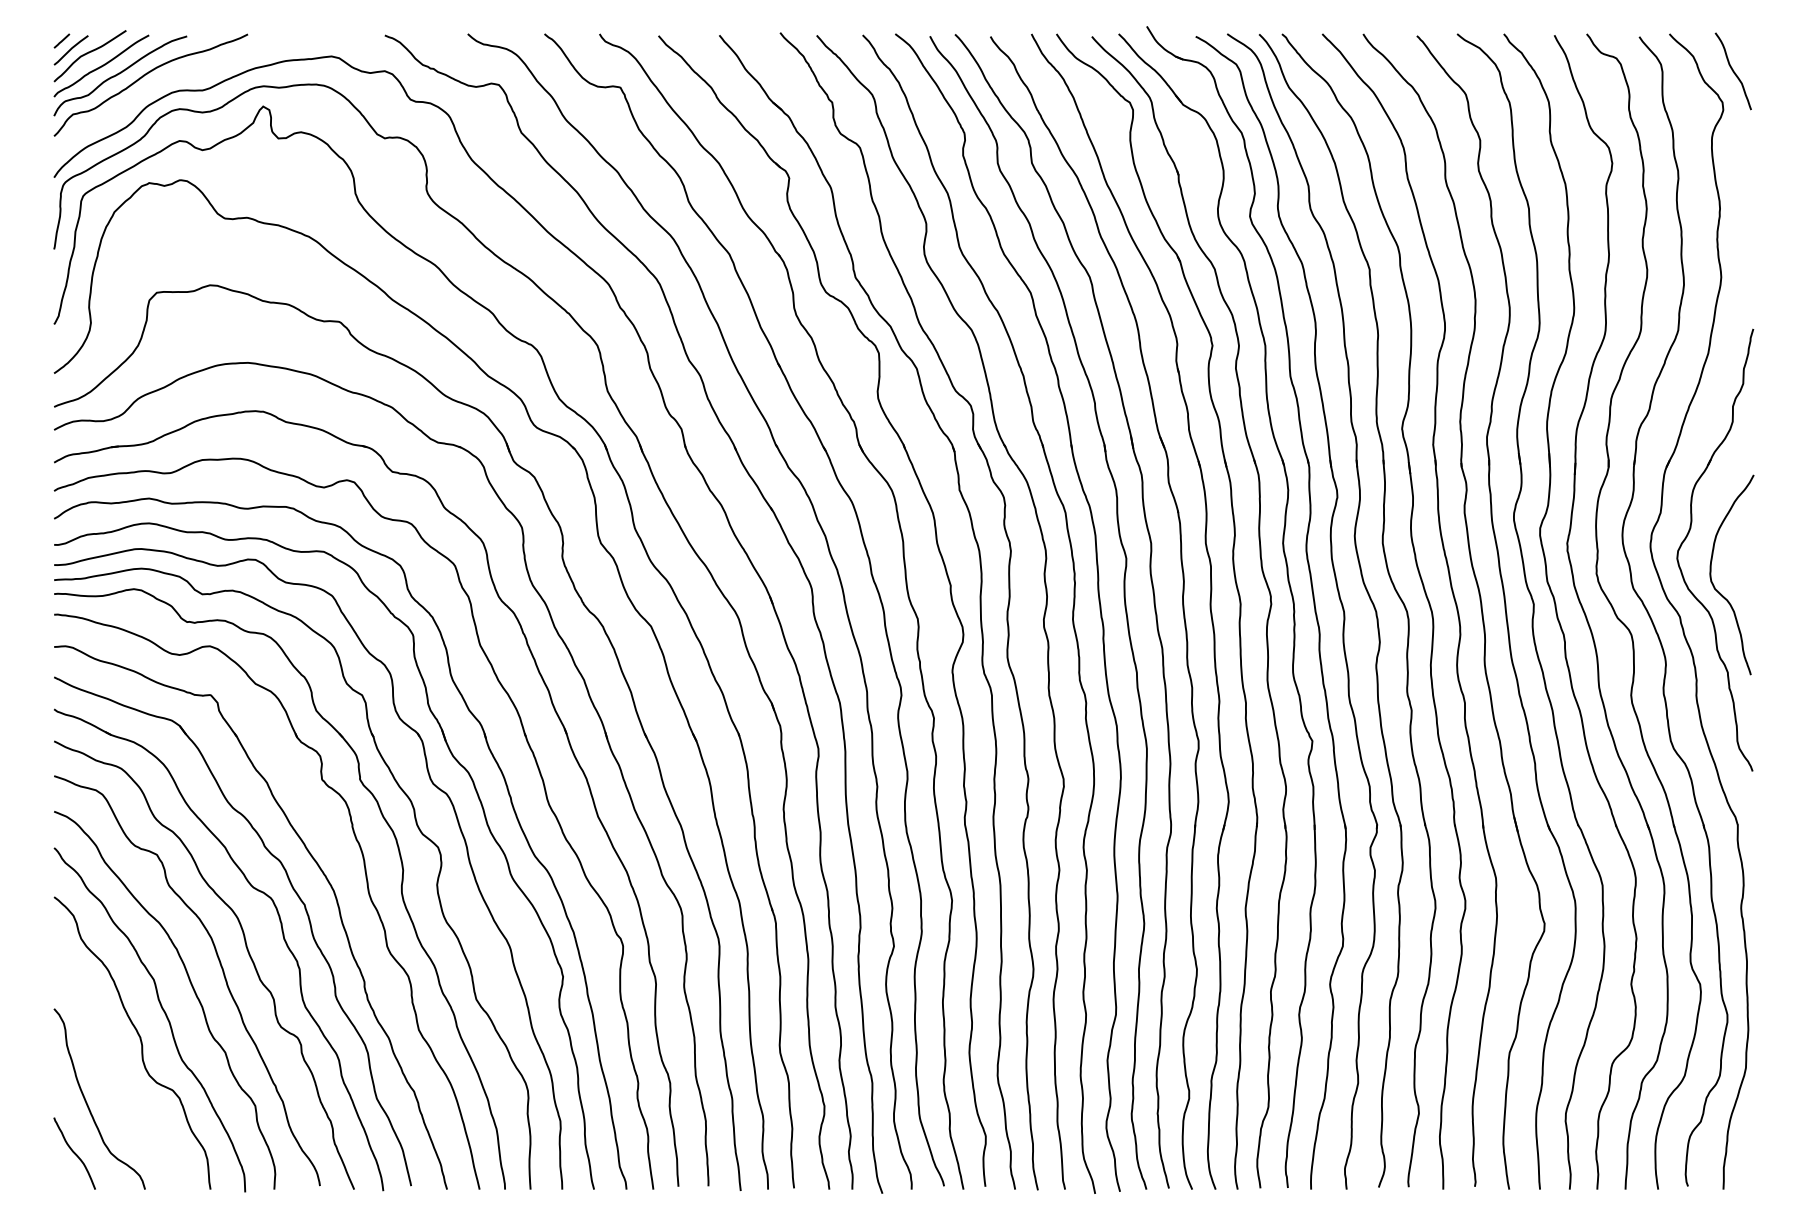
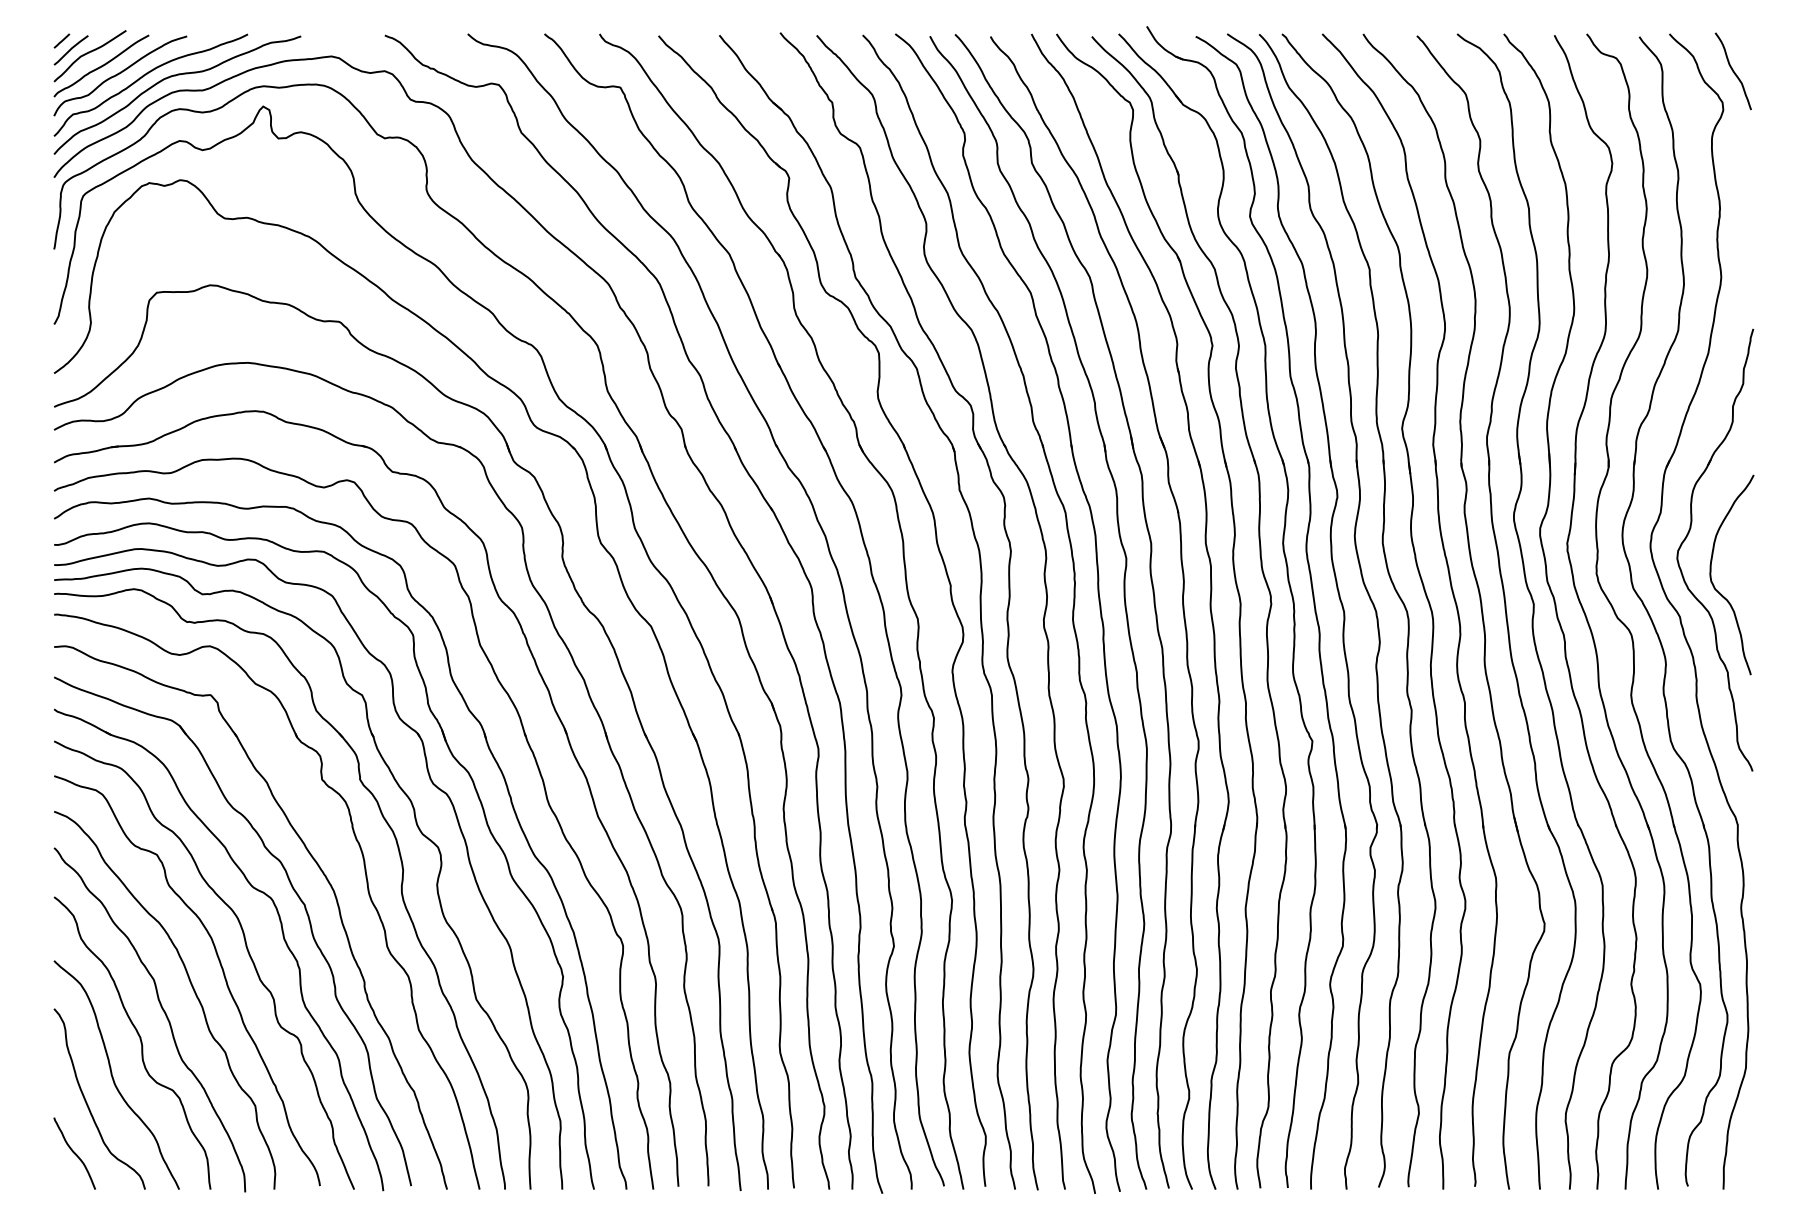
curve: none -> present (169, 78)
curve: none -> present (113, 1076)
